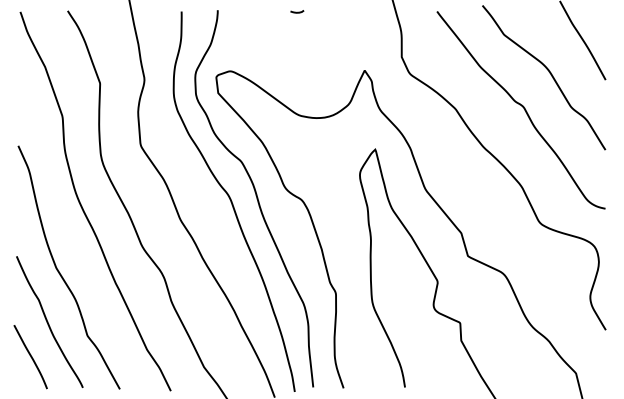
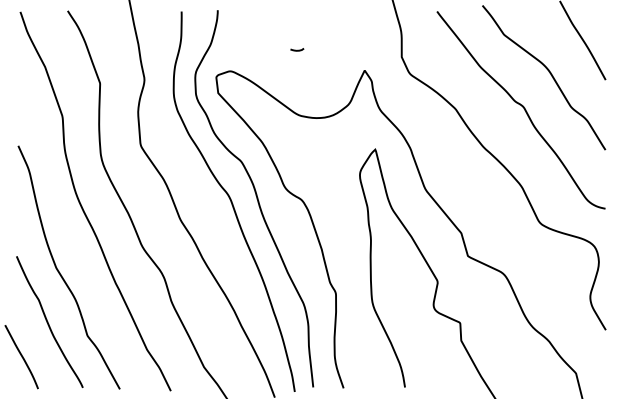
curve position: (297, 11) -> (297, 49) (297, 49)
curve position: (30, 357) -> (21, 357) (21, 357)
